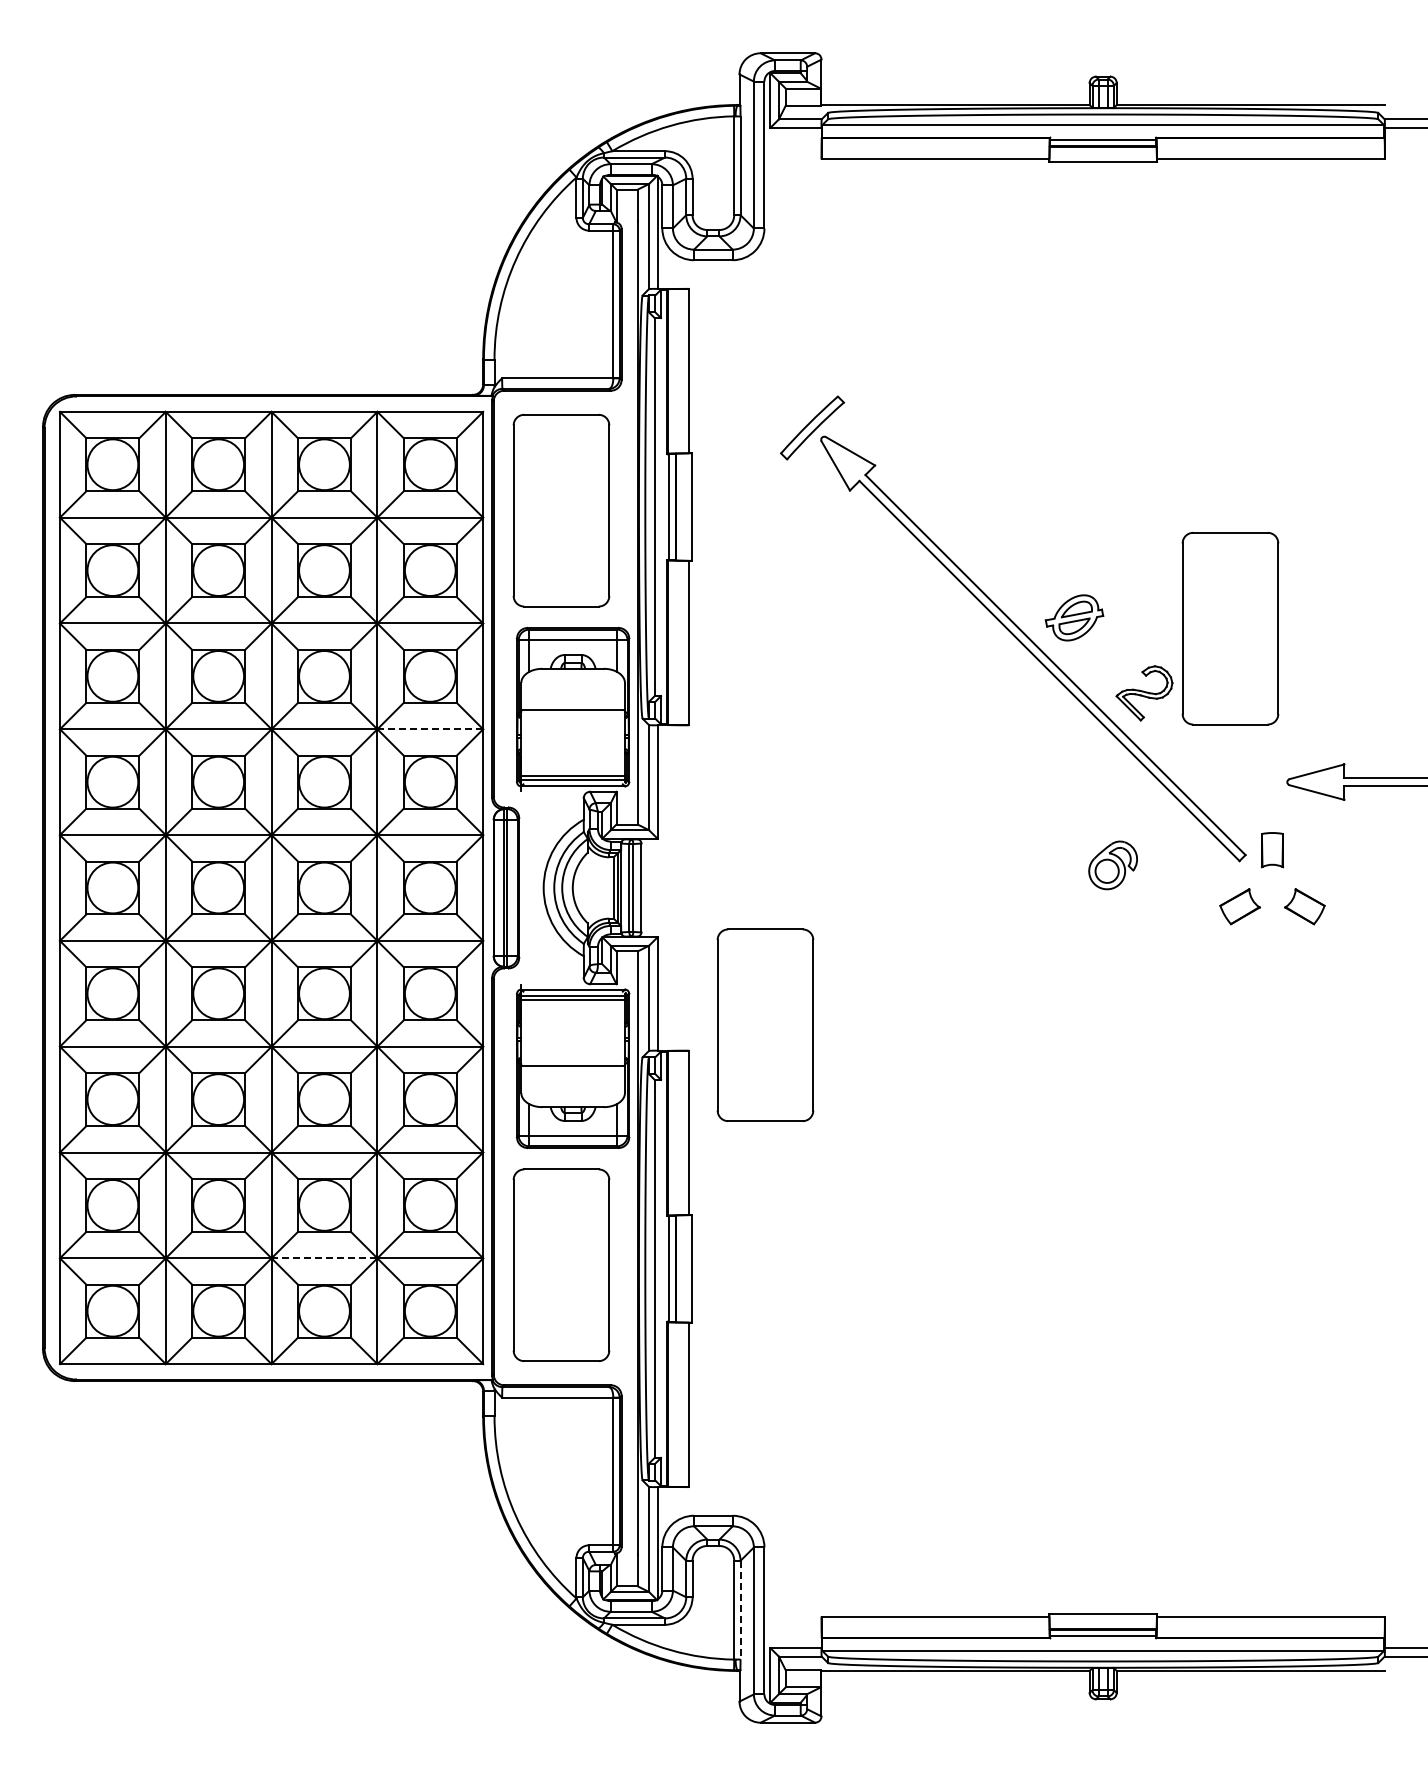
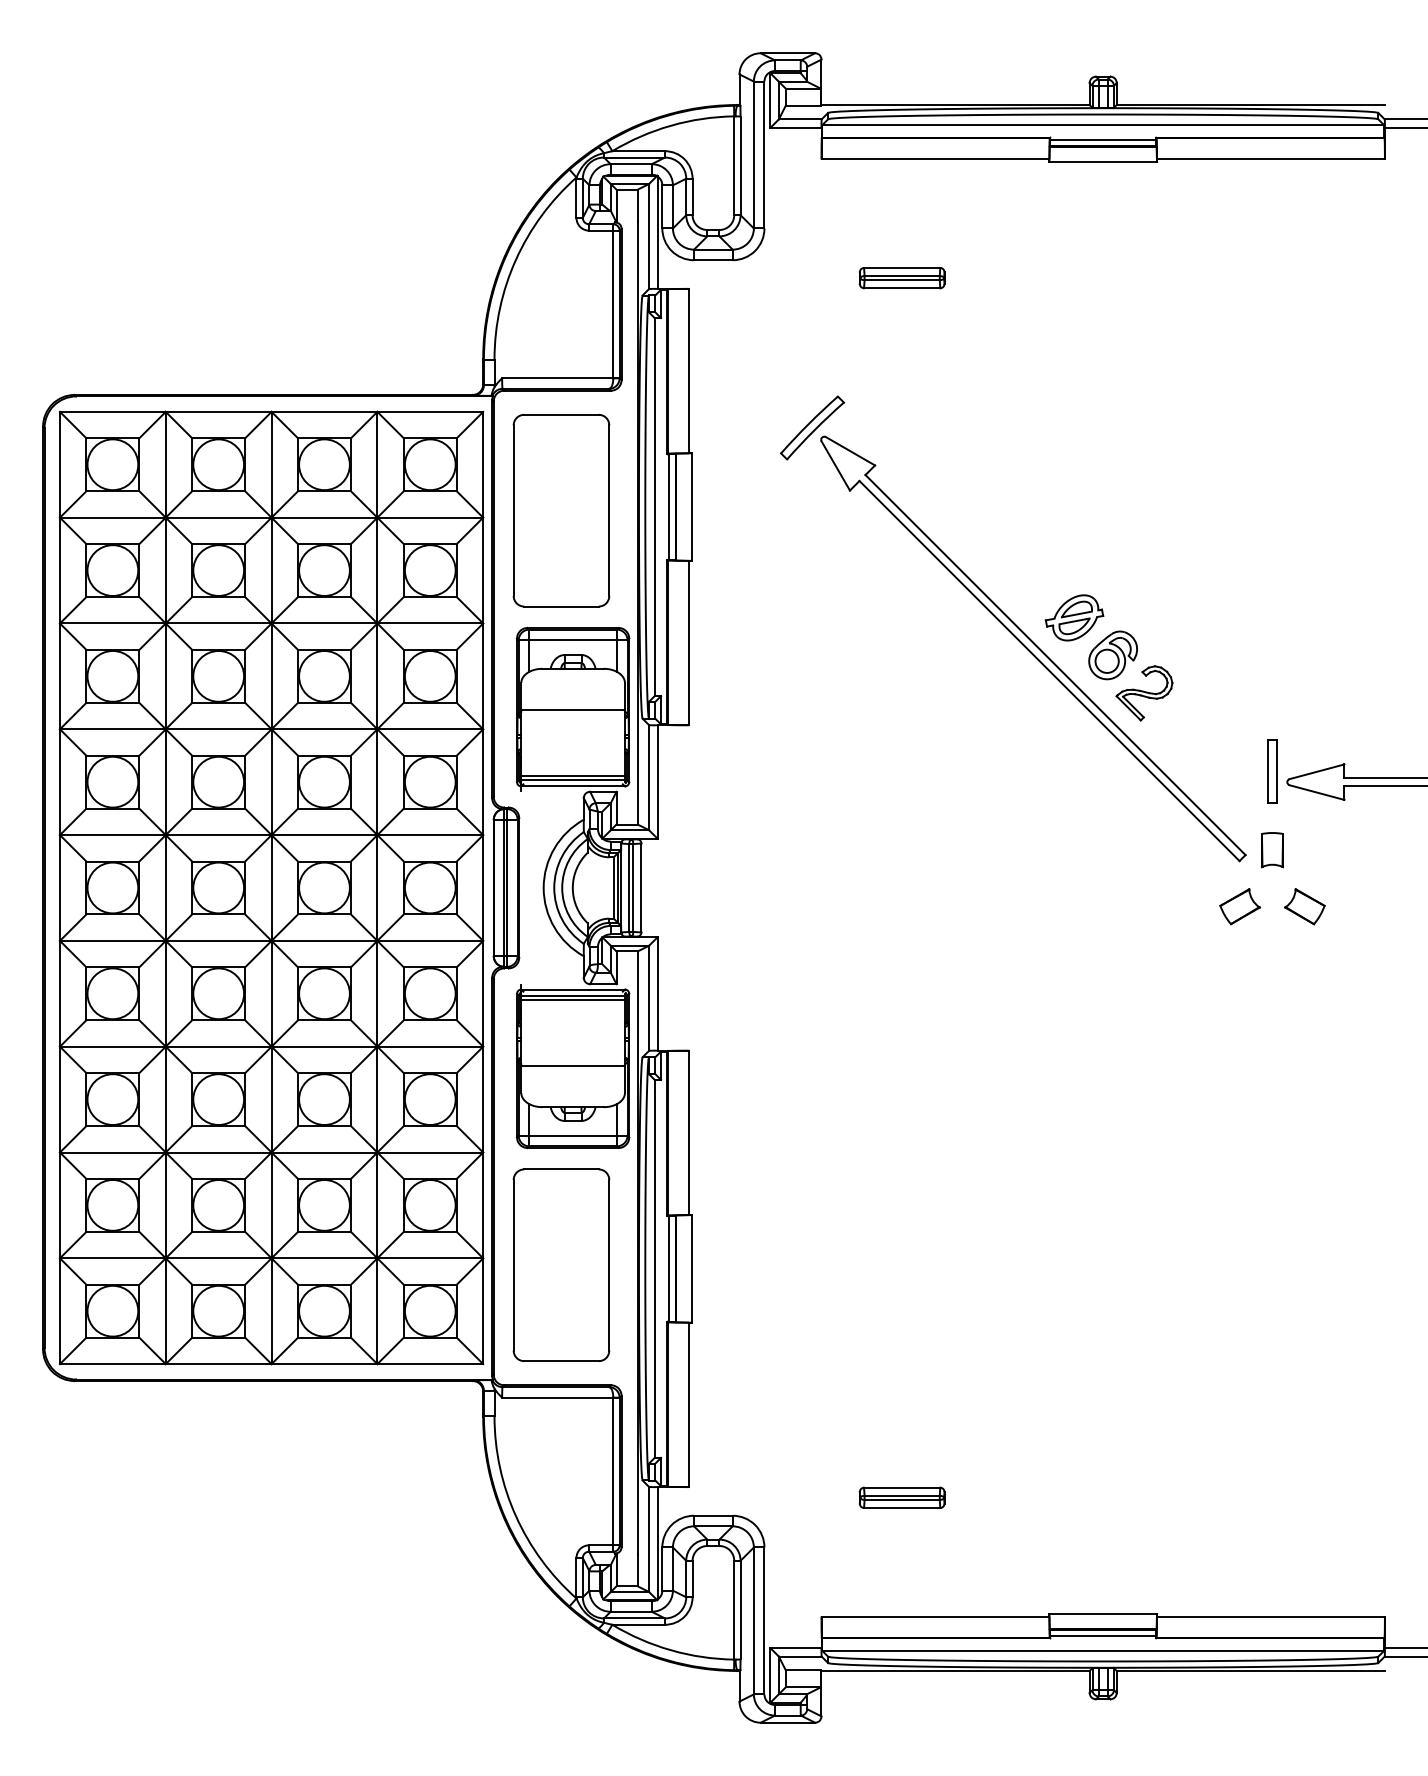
part: none -> present (901, 278)
part: present -> none (1230, 628)
line: dashed -> solid (430, 729)
part: none -> present (1272, 771)
part position: (1112, 865) -> (1112, 655) (1112, 655)
part: present -> none (765, 1024)
line: dashed -> solid (324, 1258)
part: none -> present (901, 1497)
line: dashed -> solid (740, 1610)
